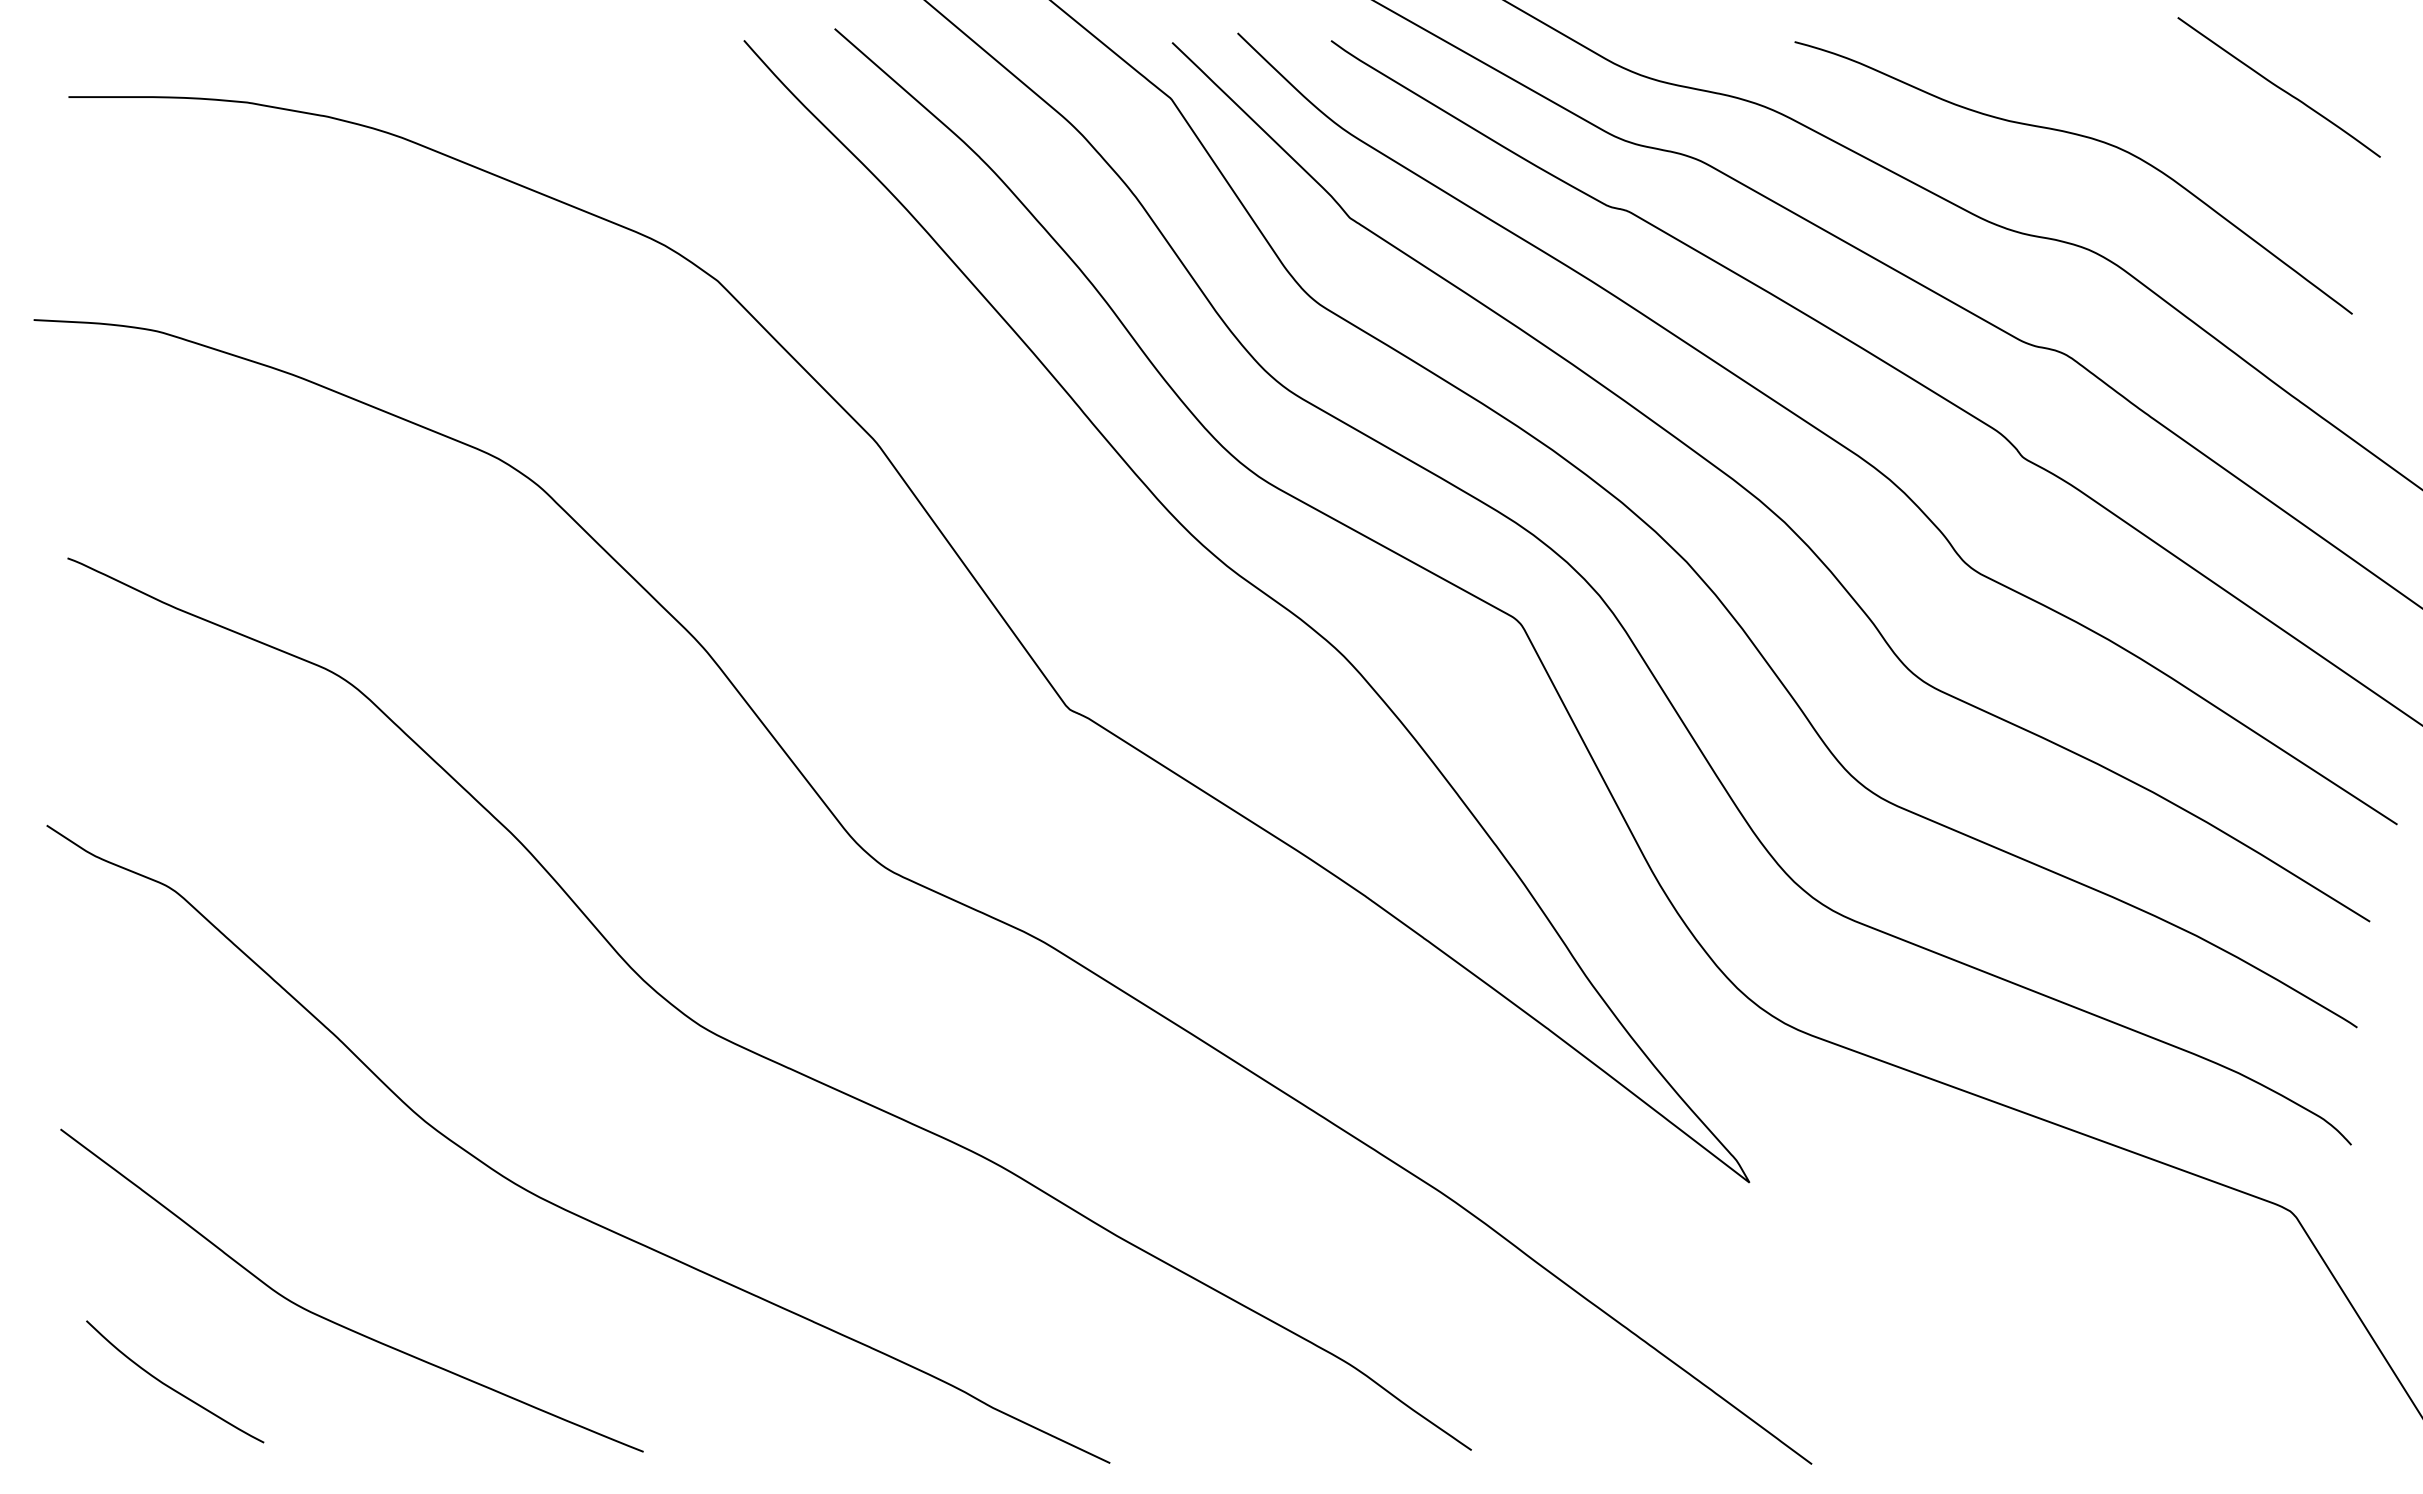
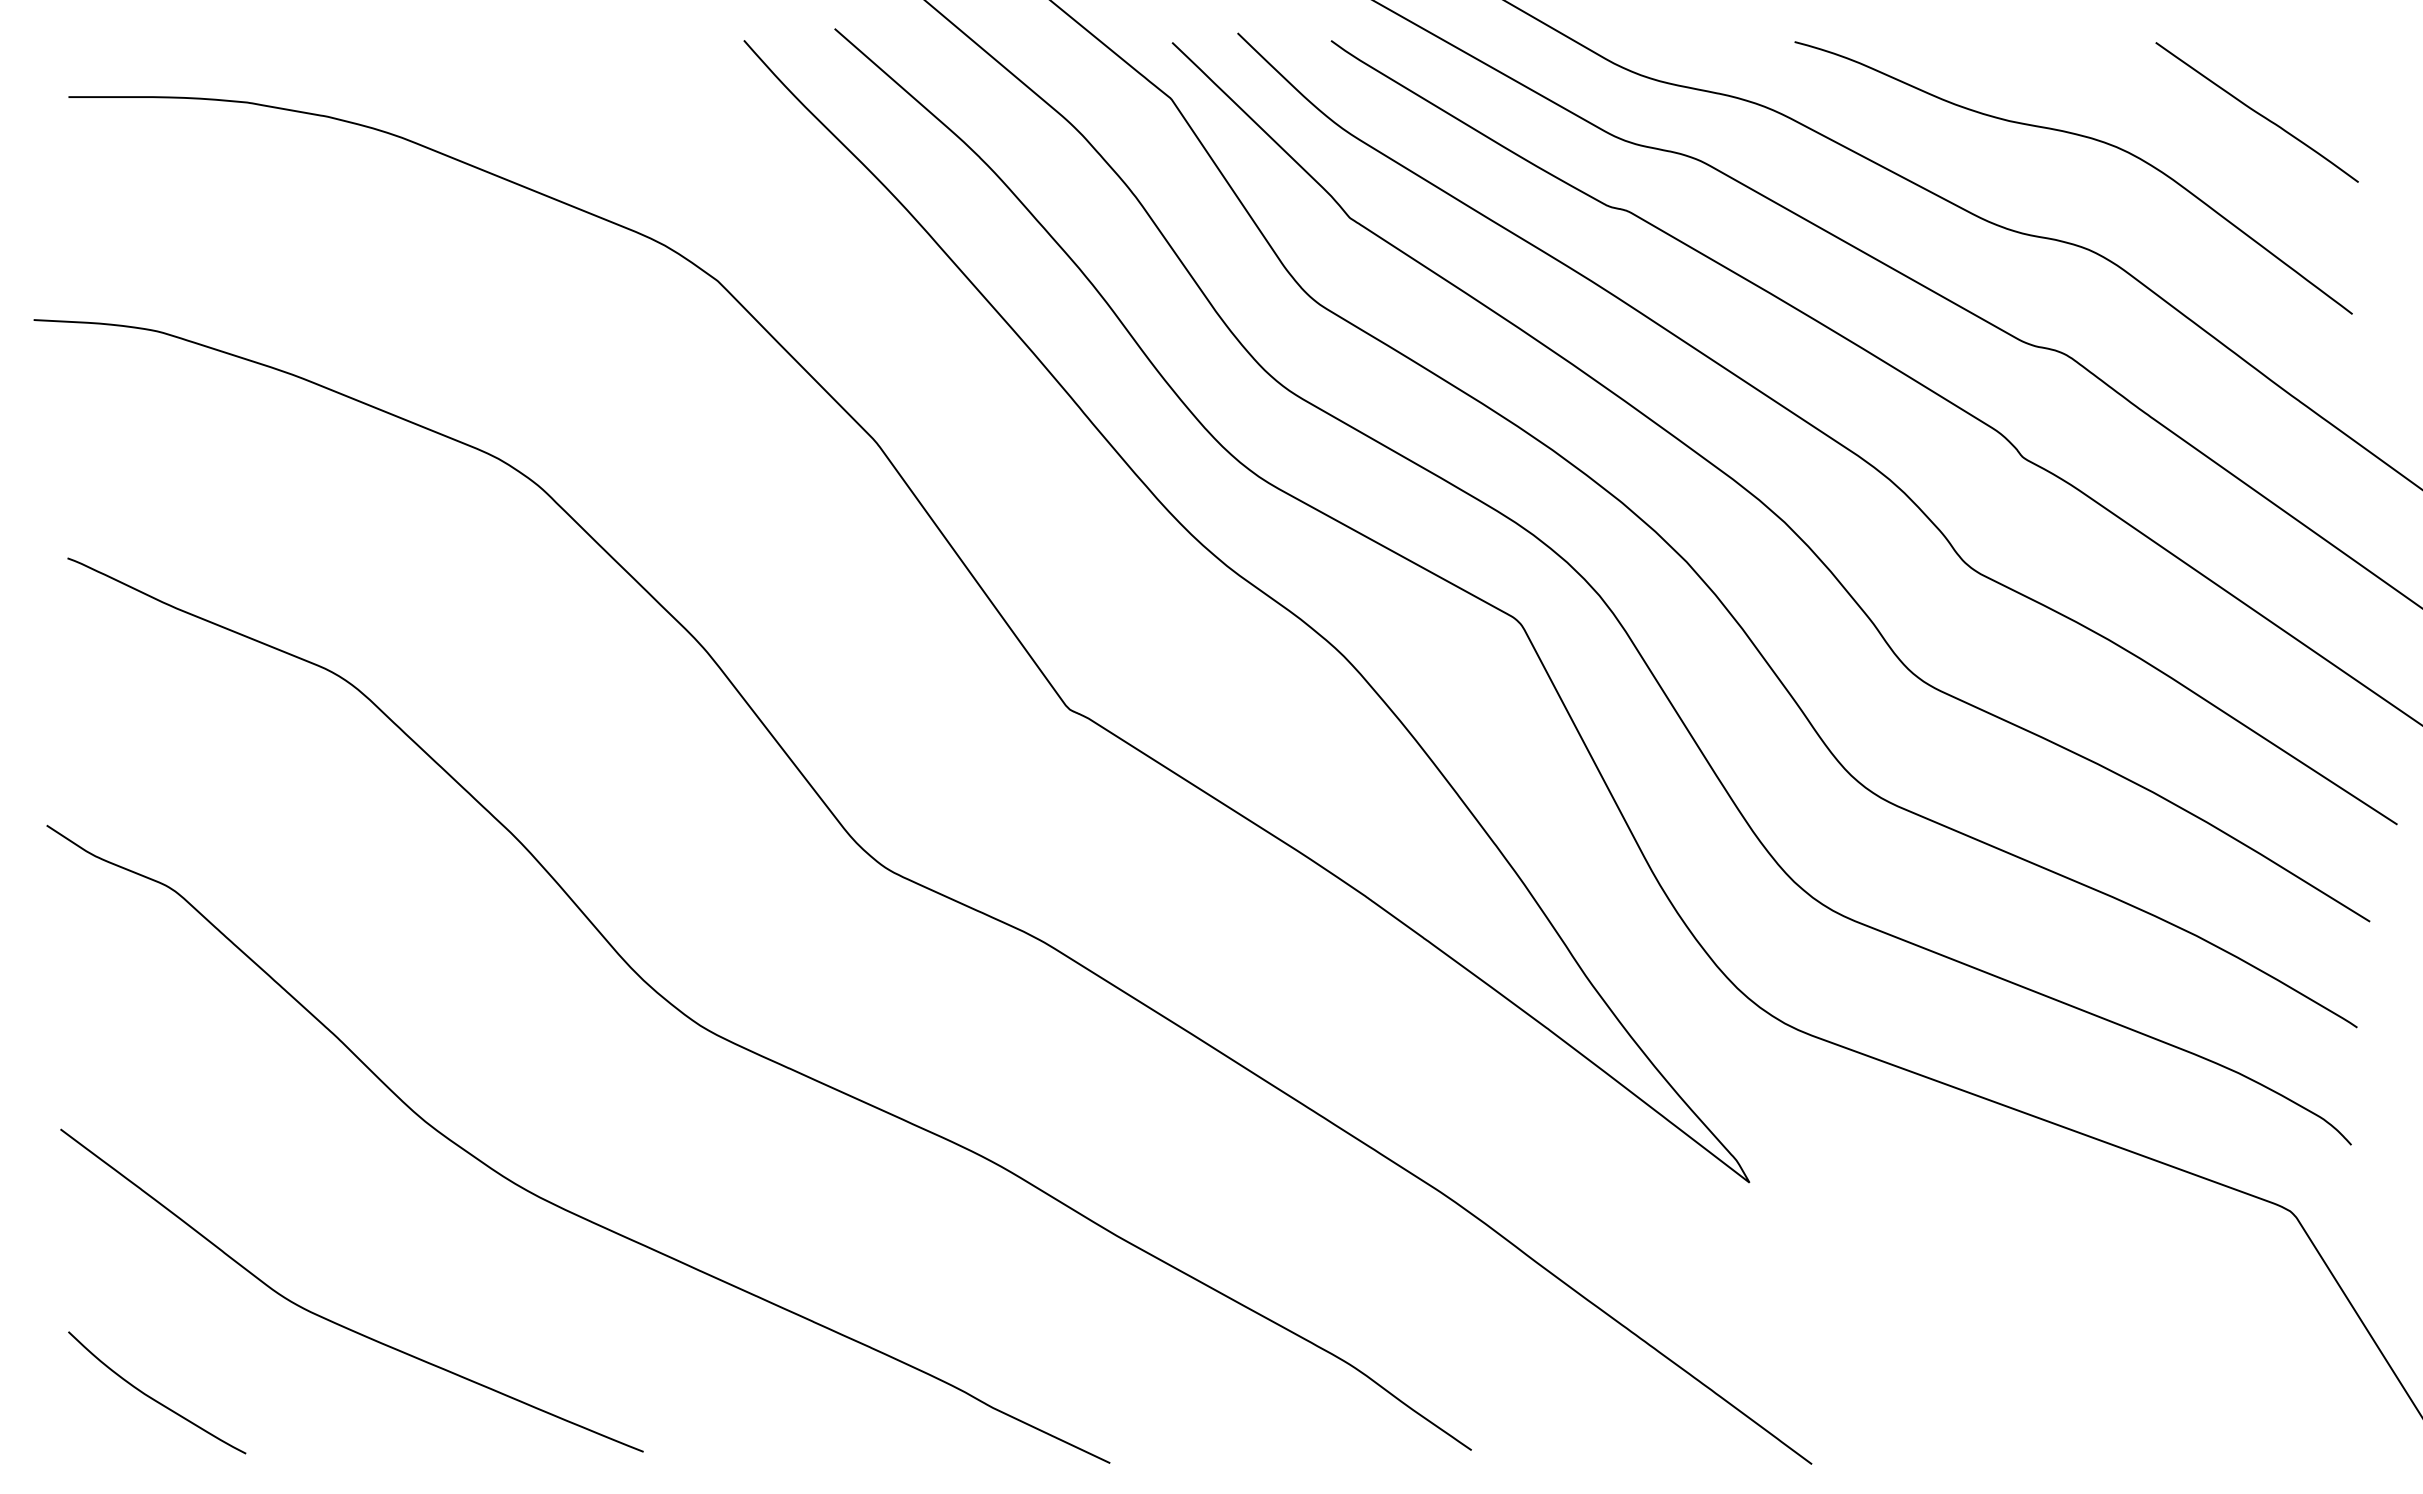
curve position: (2278, 87) -> (2256, 112) (2256, 112)
curve position: (170, 1386) -> (152, 1397) (152, 1397)
